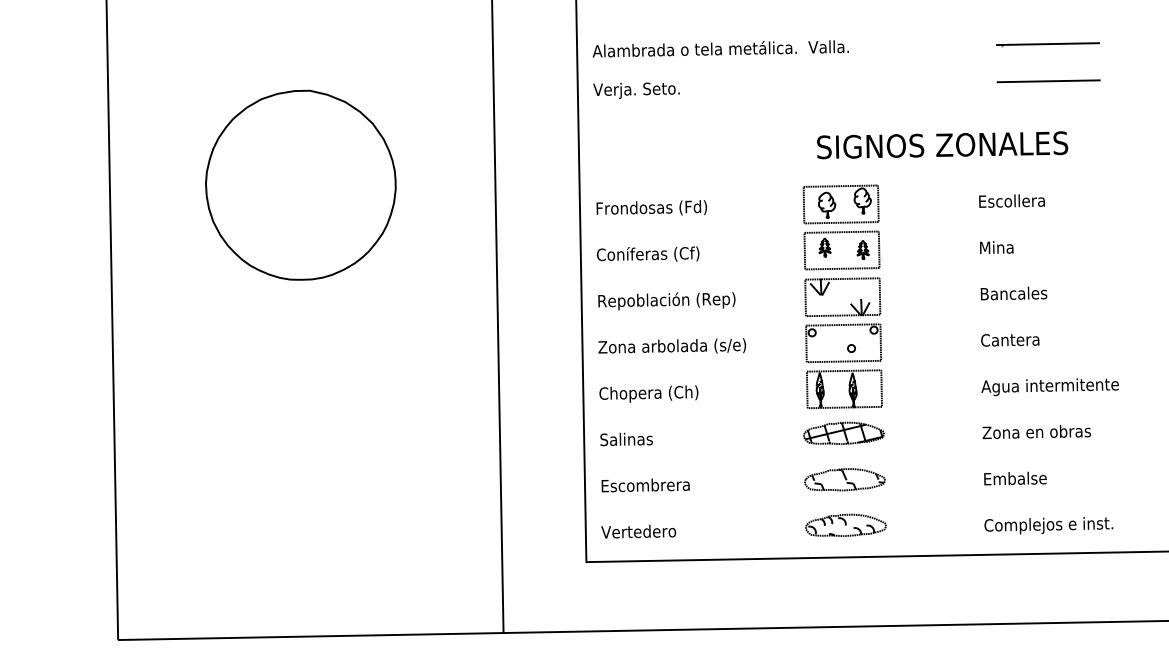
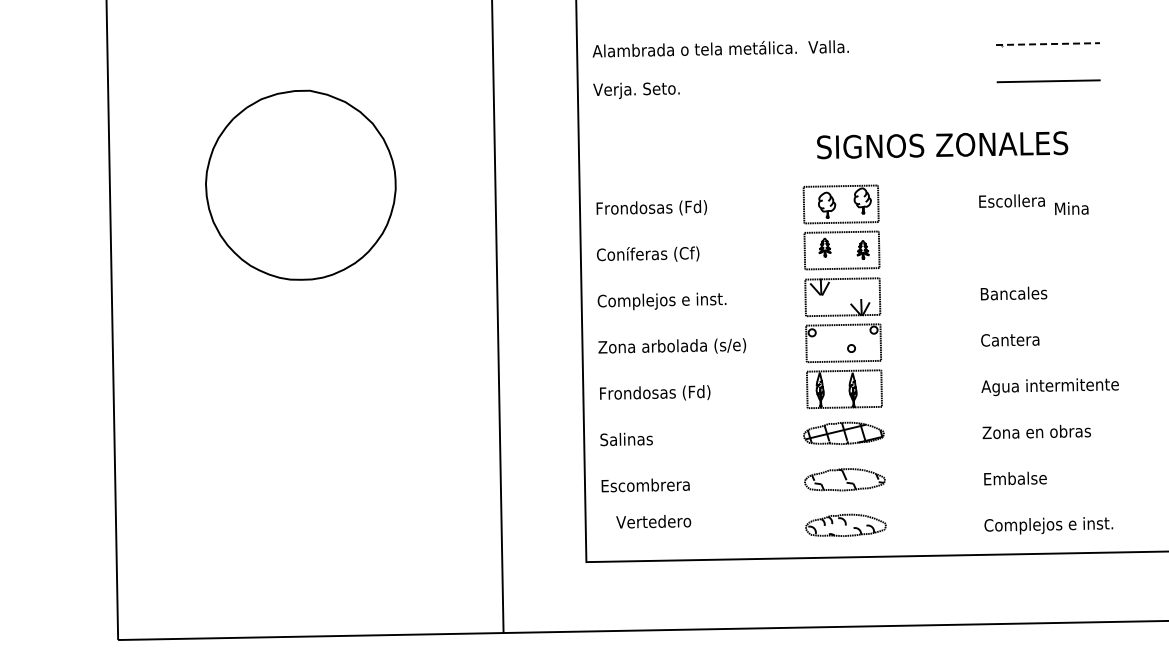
line: solid -> dashed (1048, 44)
text position: (996, 247) -> (1071, 208) (1071, 208)
text: Repoblación (Rep) -> Complejos e inst. (666, 301)
text: Chopera (Ch) -> Frondosas (Fd) (654, 393)
text position: (638, 531) -> (653, 521) (653, 521)
